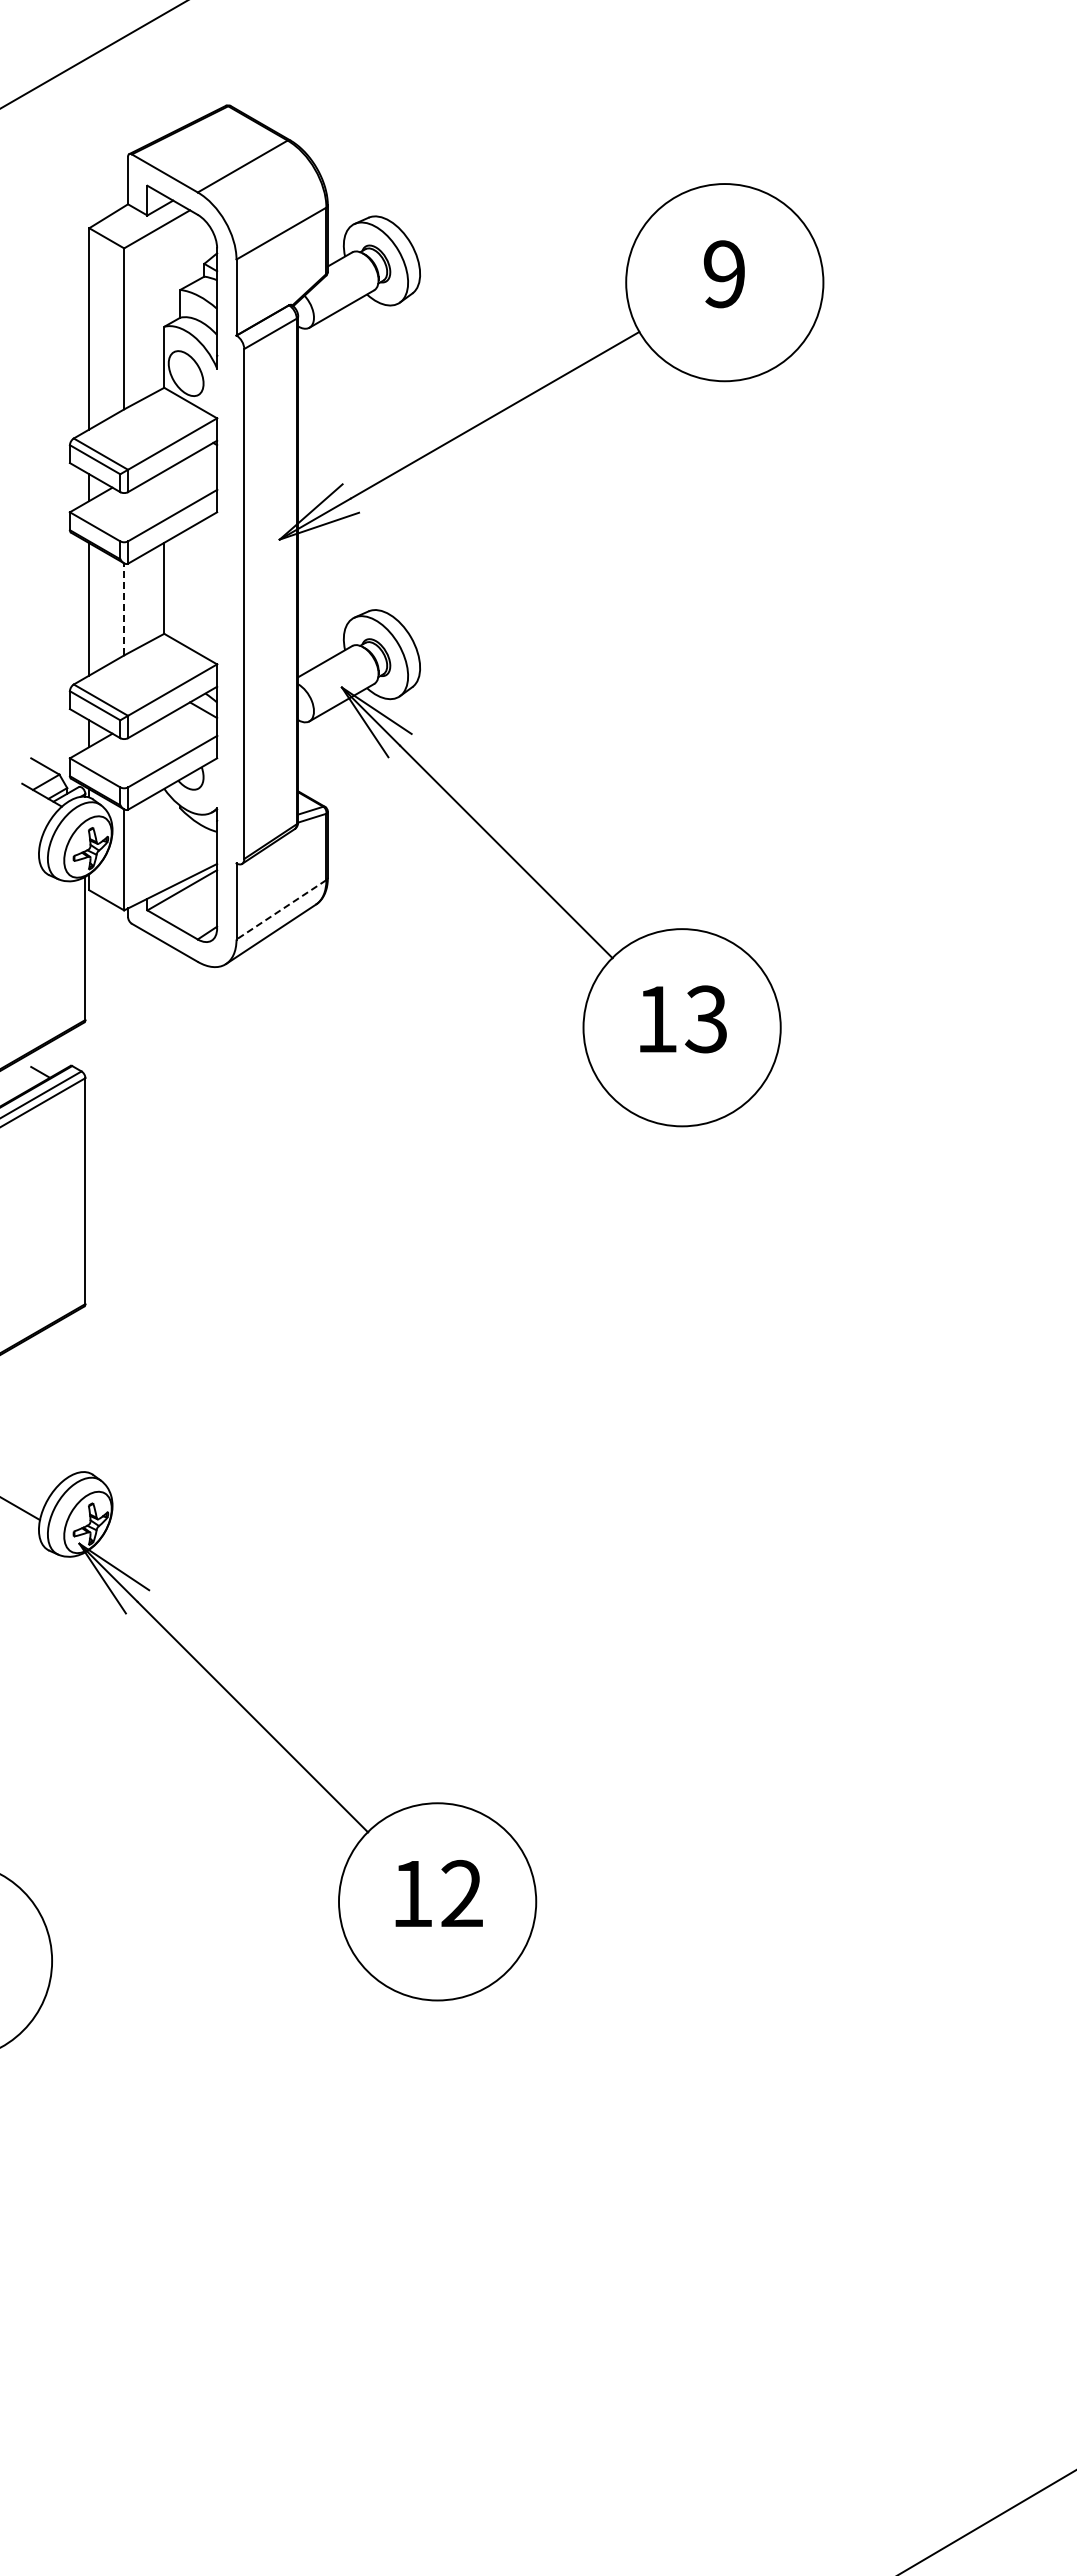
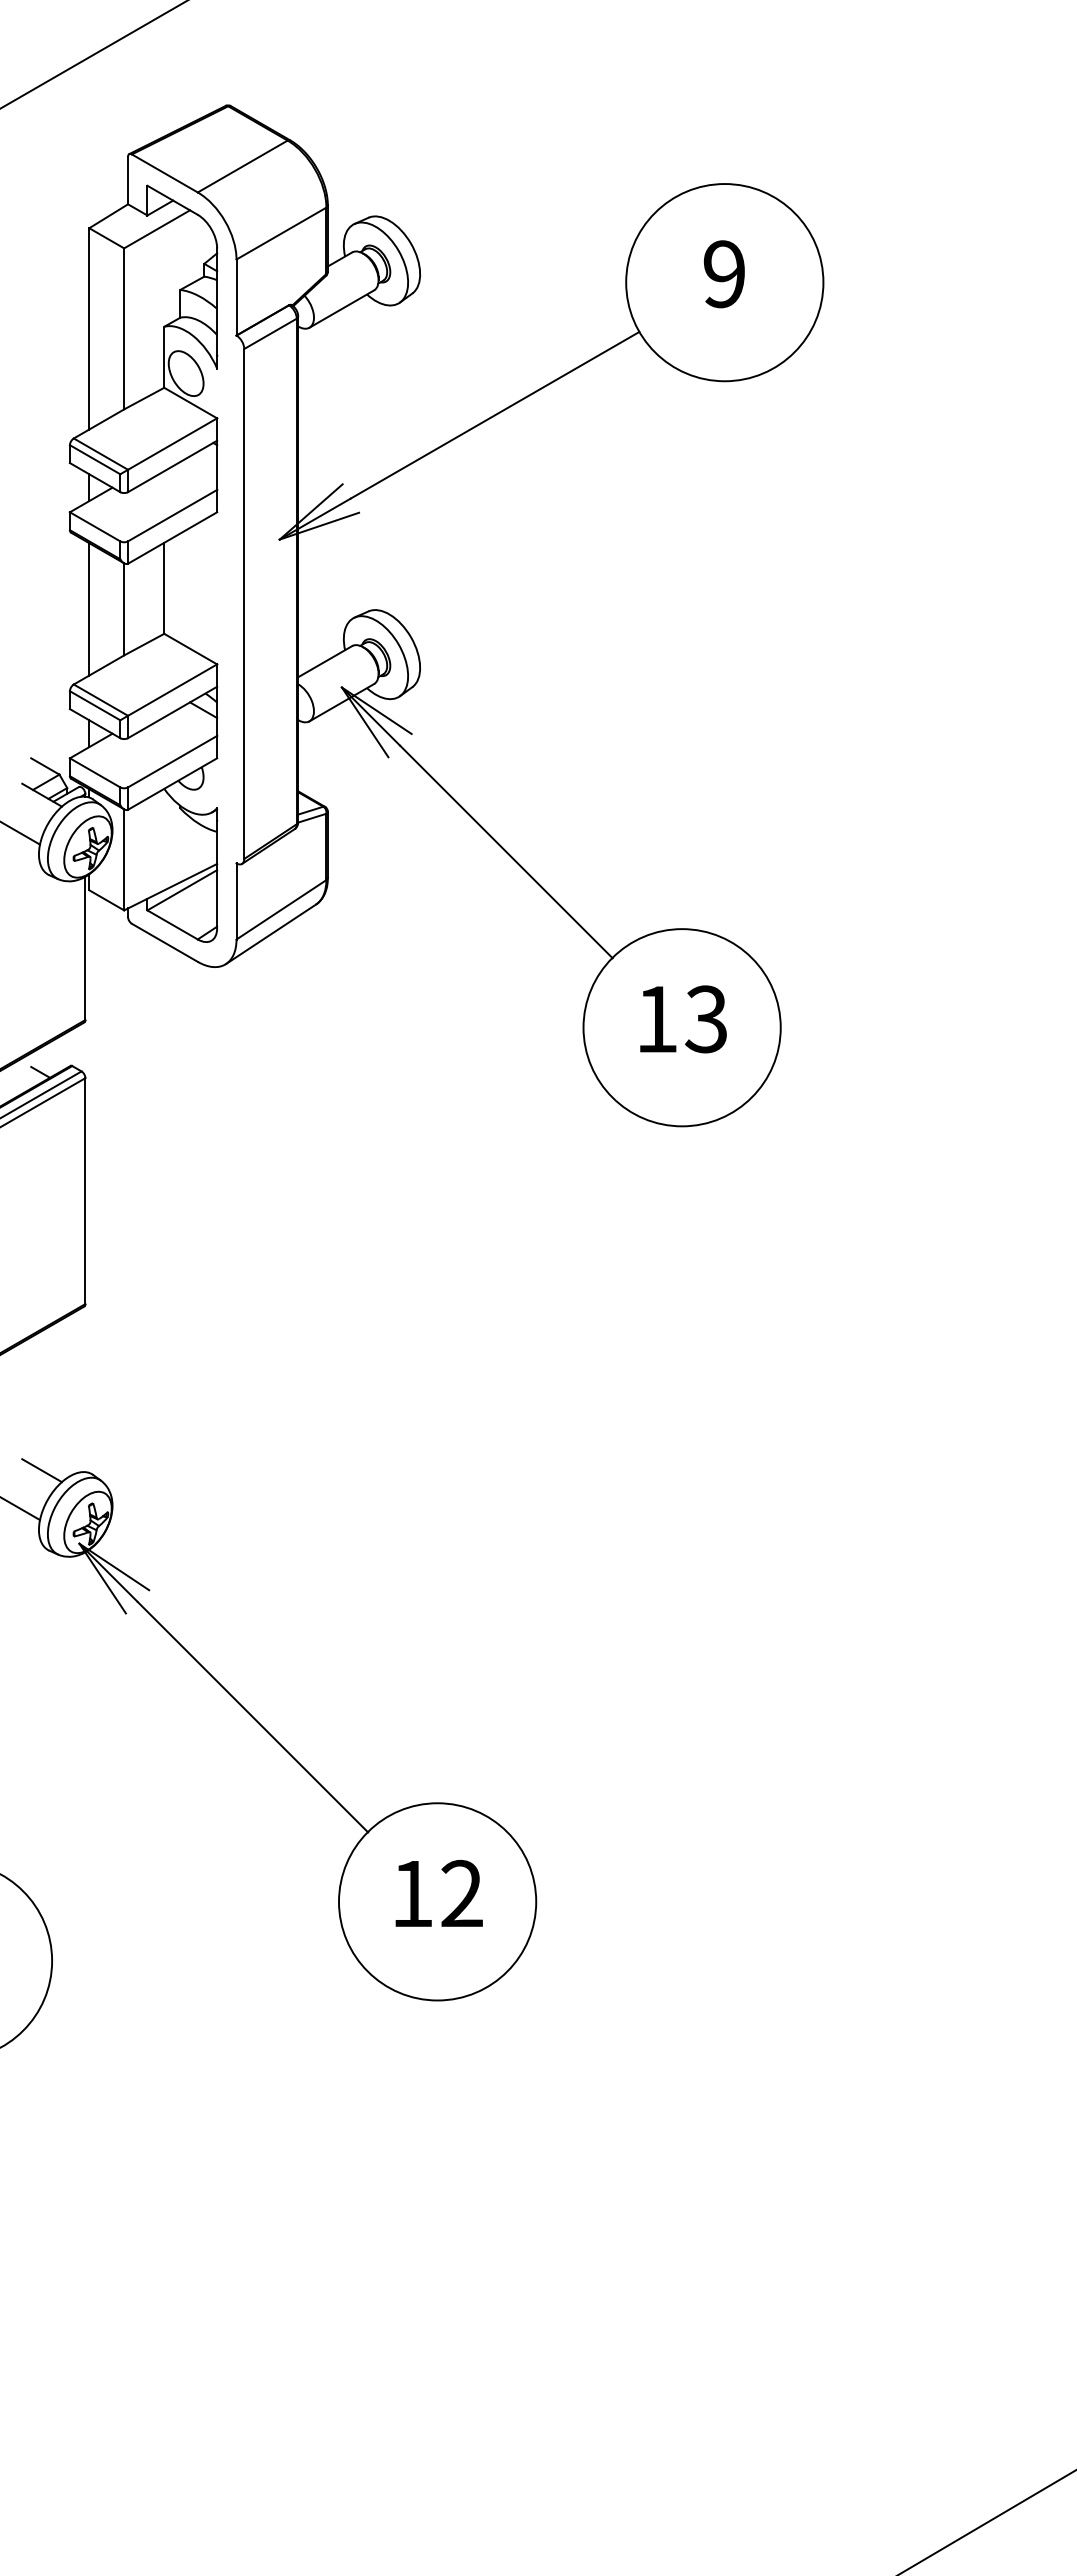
line: dashed -> solid (124, 608)
line: none -> present (21, 833)
line: dashed -> solid (281, 909)
line: none -> present (41, 1470)
